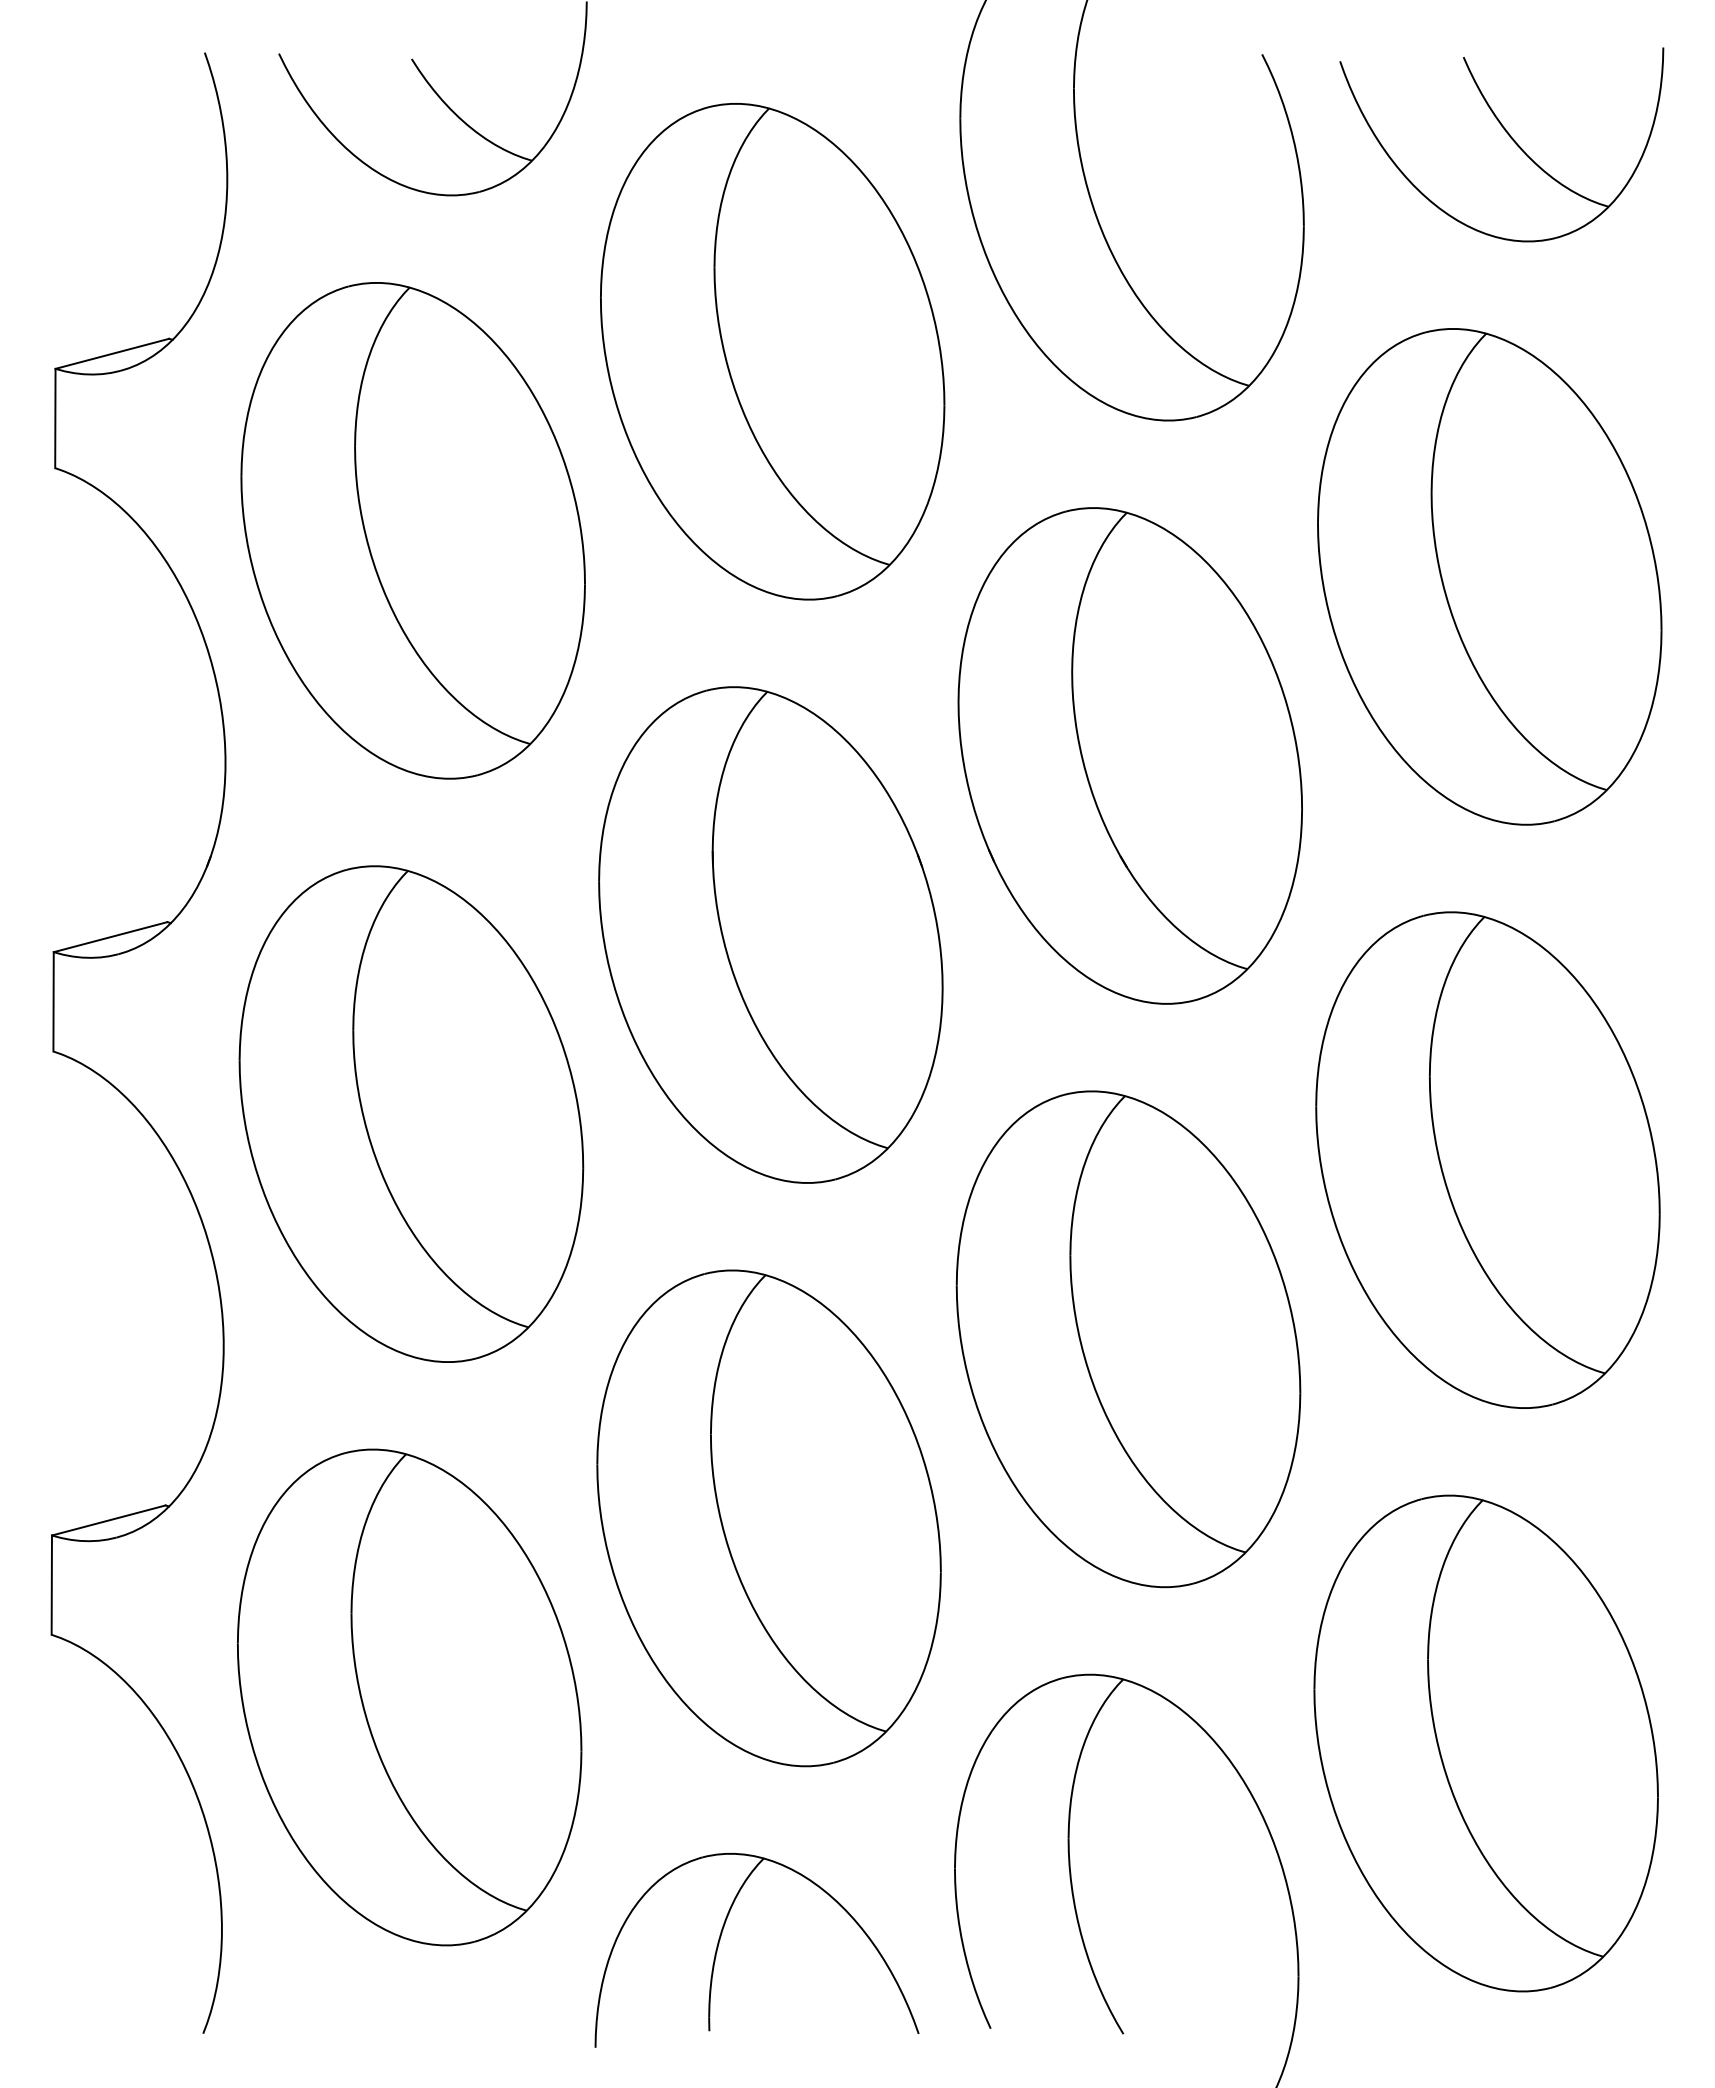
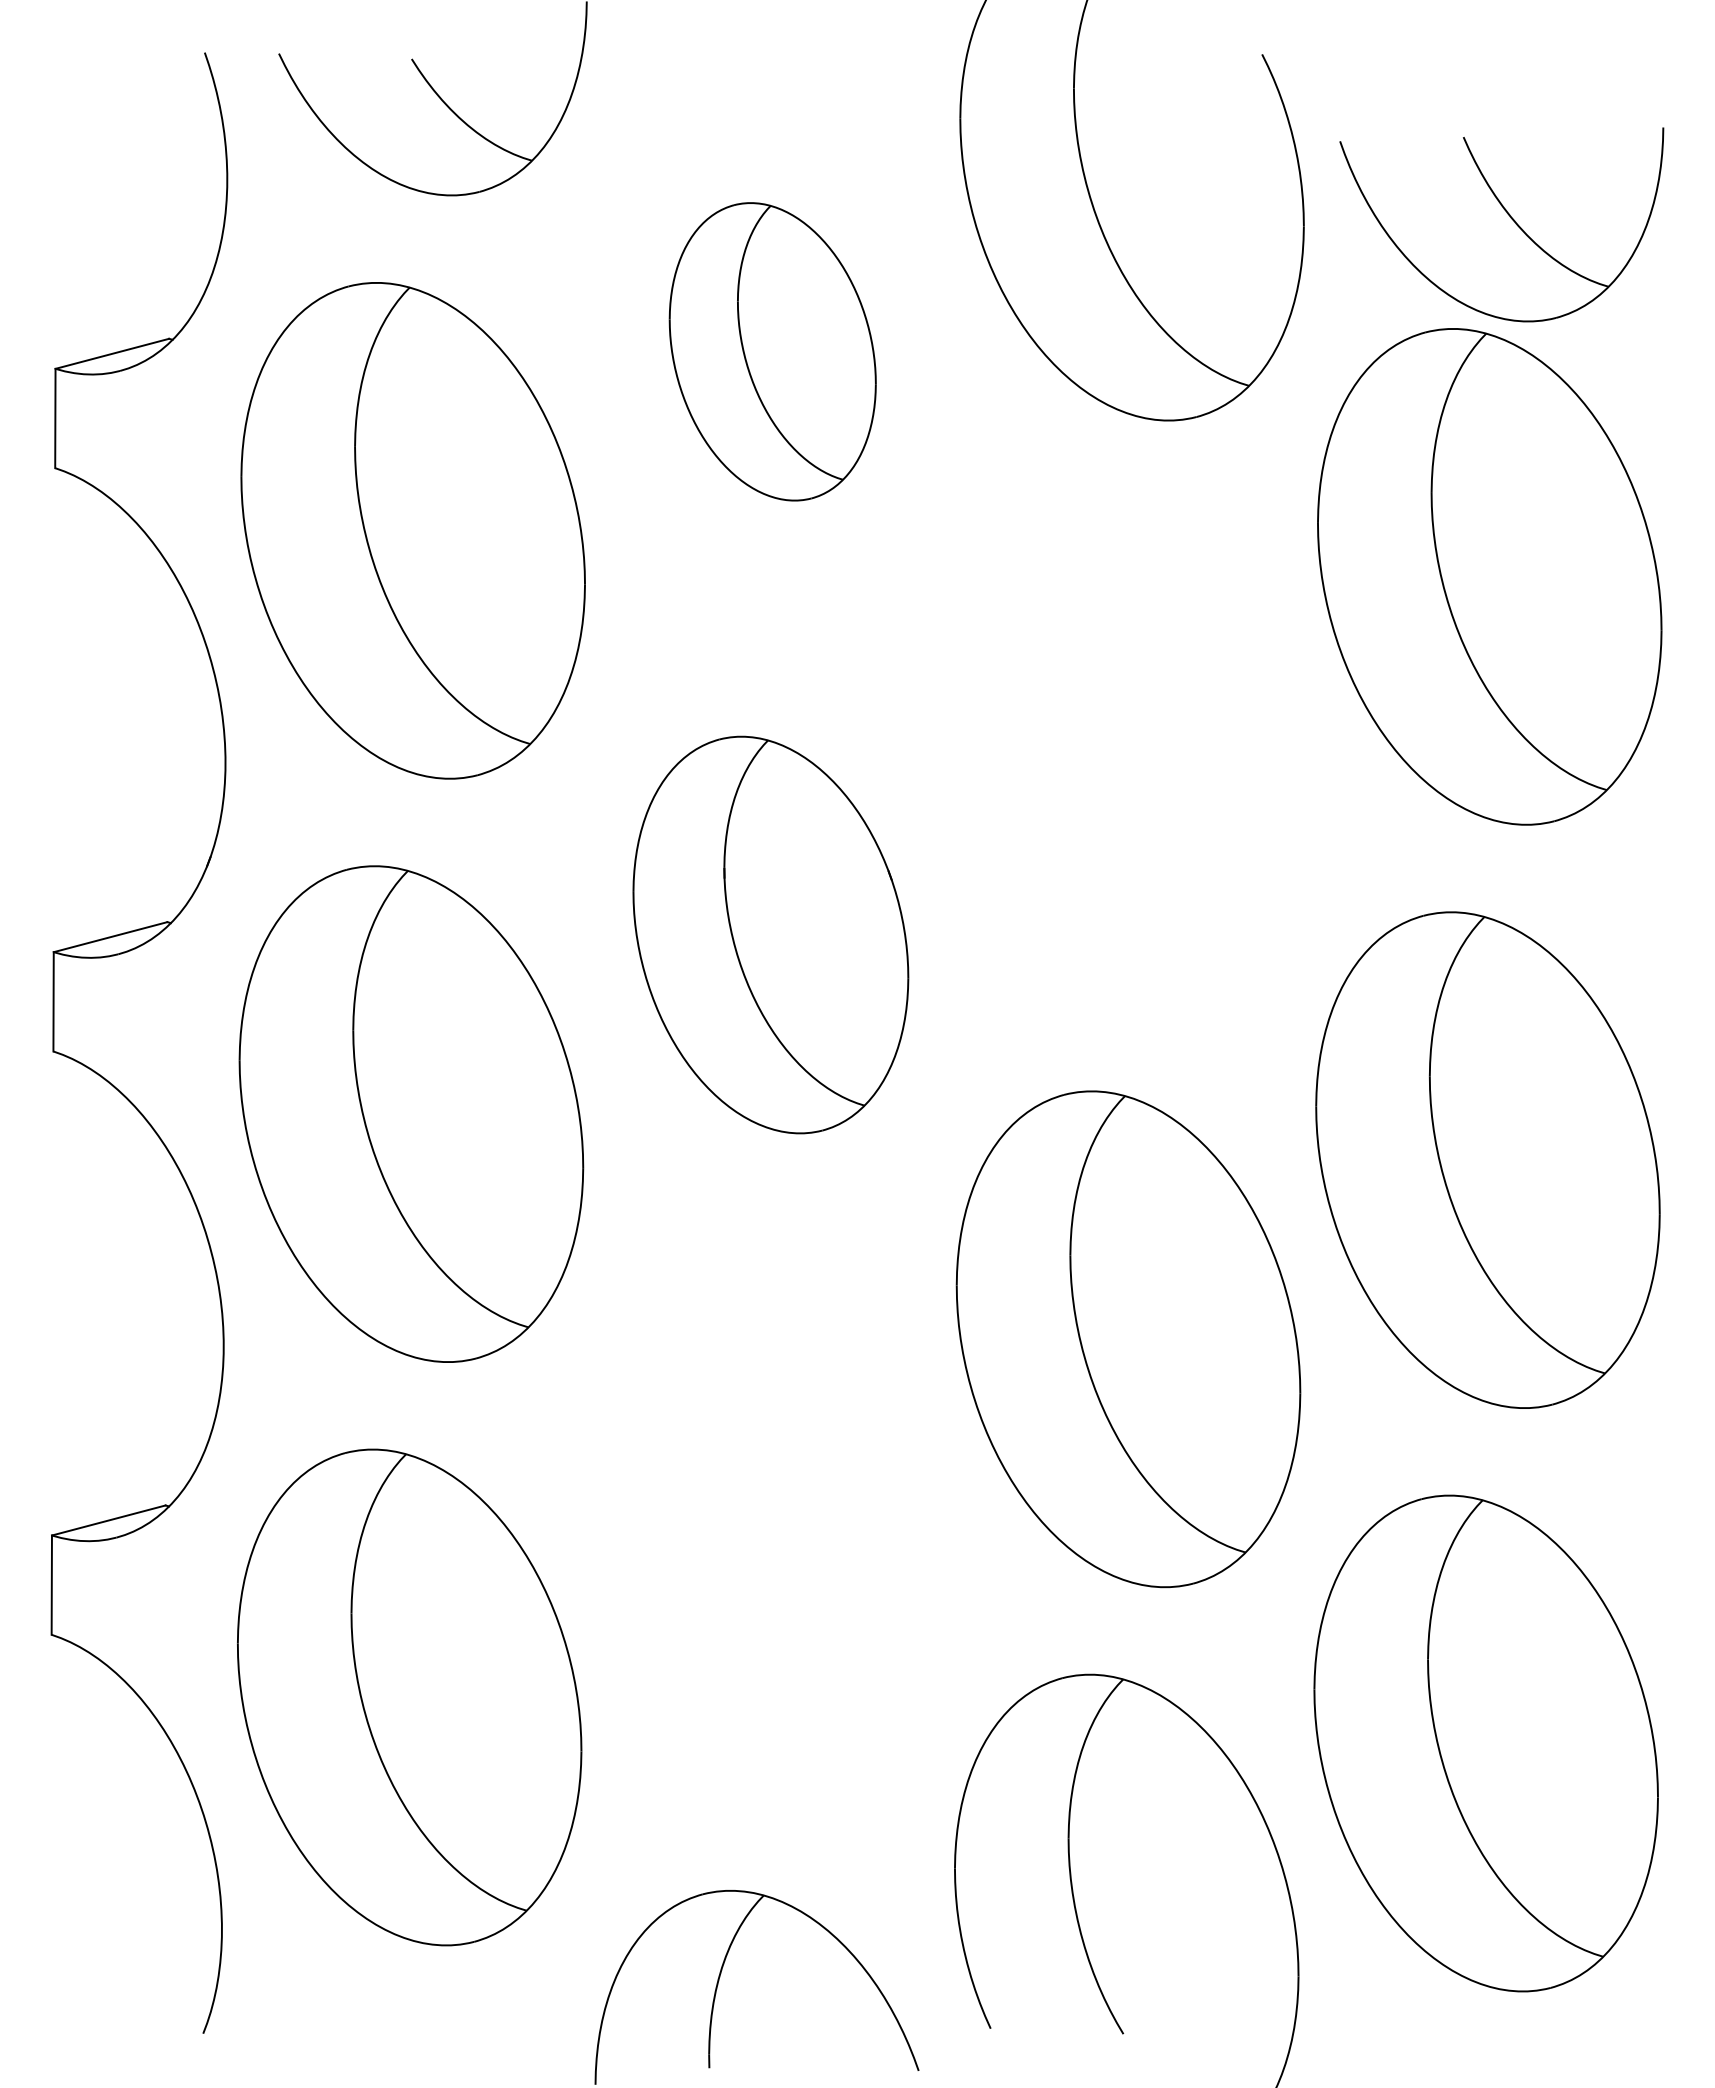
part position: (1510, 138) -> (1510, 218) (1510, 218)
part size: 346x498 px -> 209x300 px (772, 351)
part: present -> none (1129, 755)
part size: 346x498 px -> 278x400 px (770, 934)
part: present -> none (768, 1518)
part position: (720, 1940) -> (720, 1977) (720, 1977)
